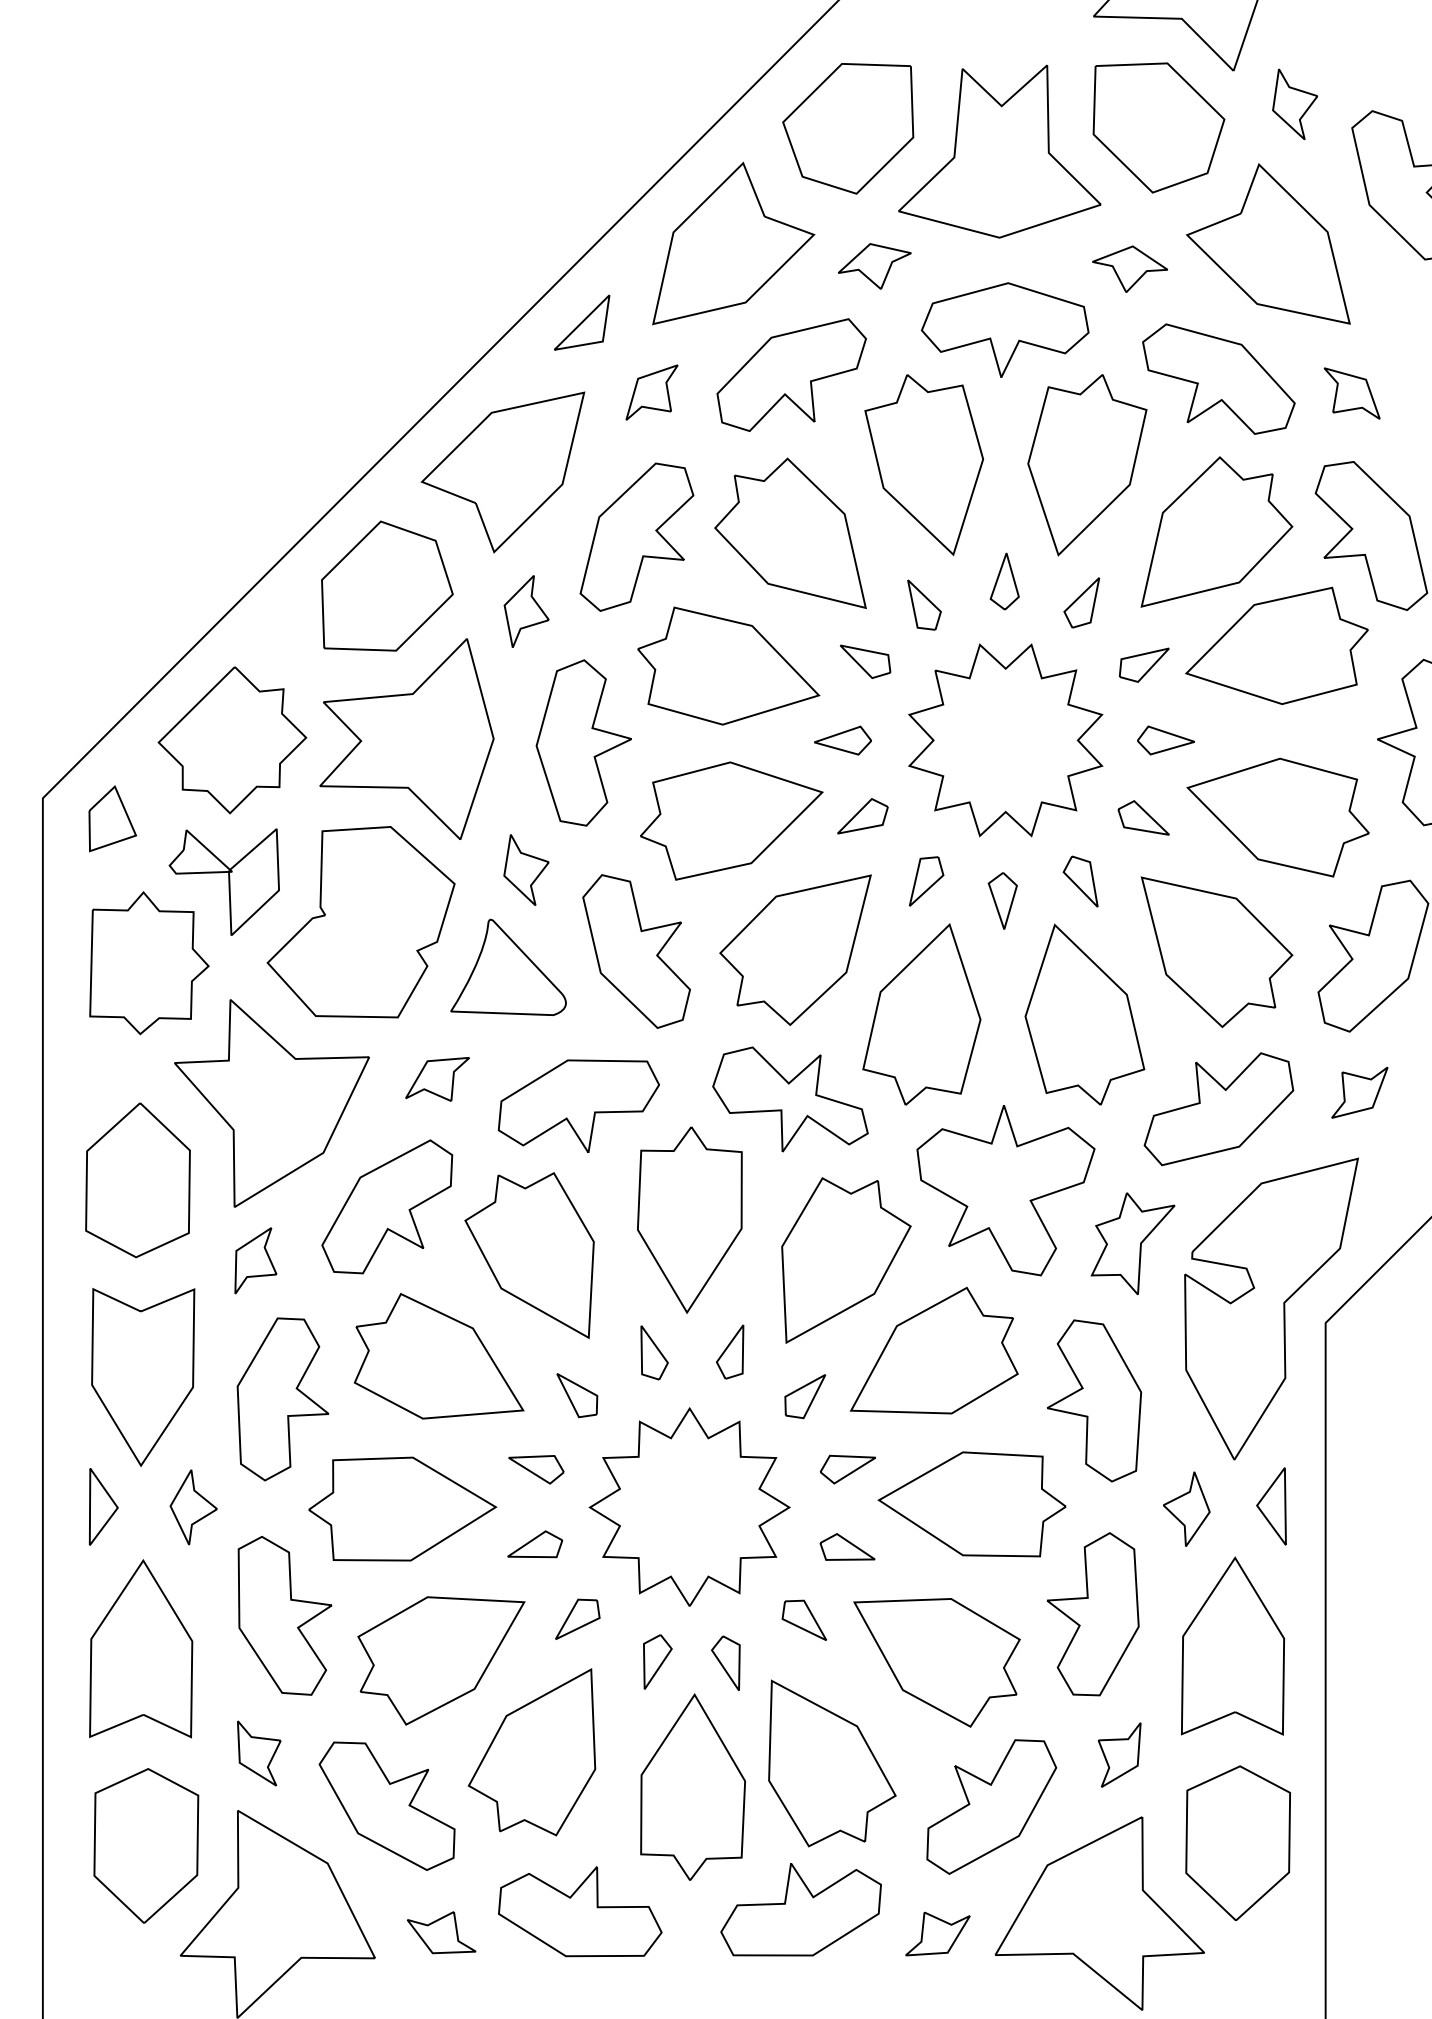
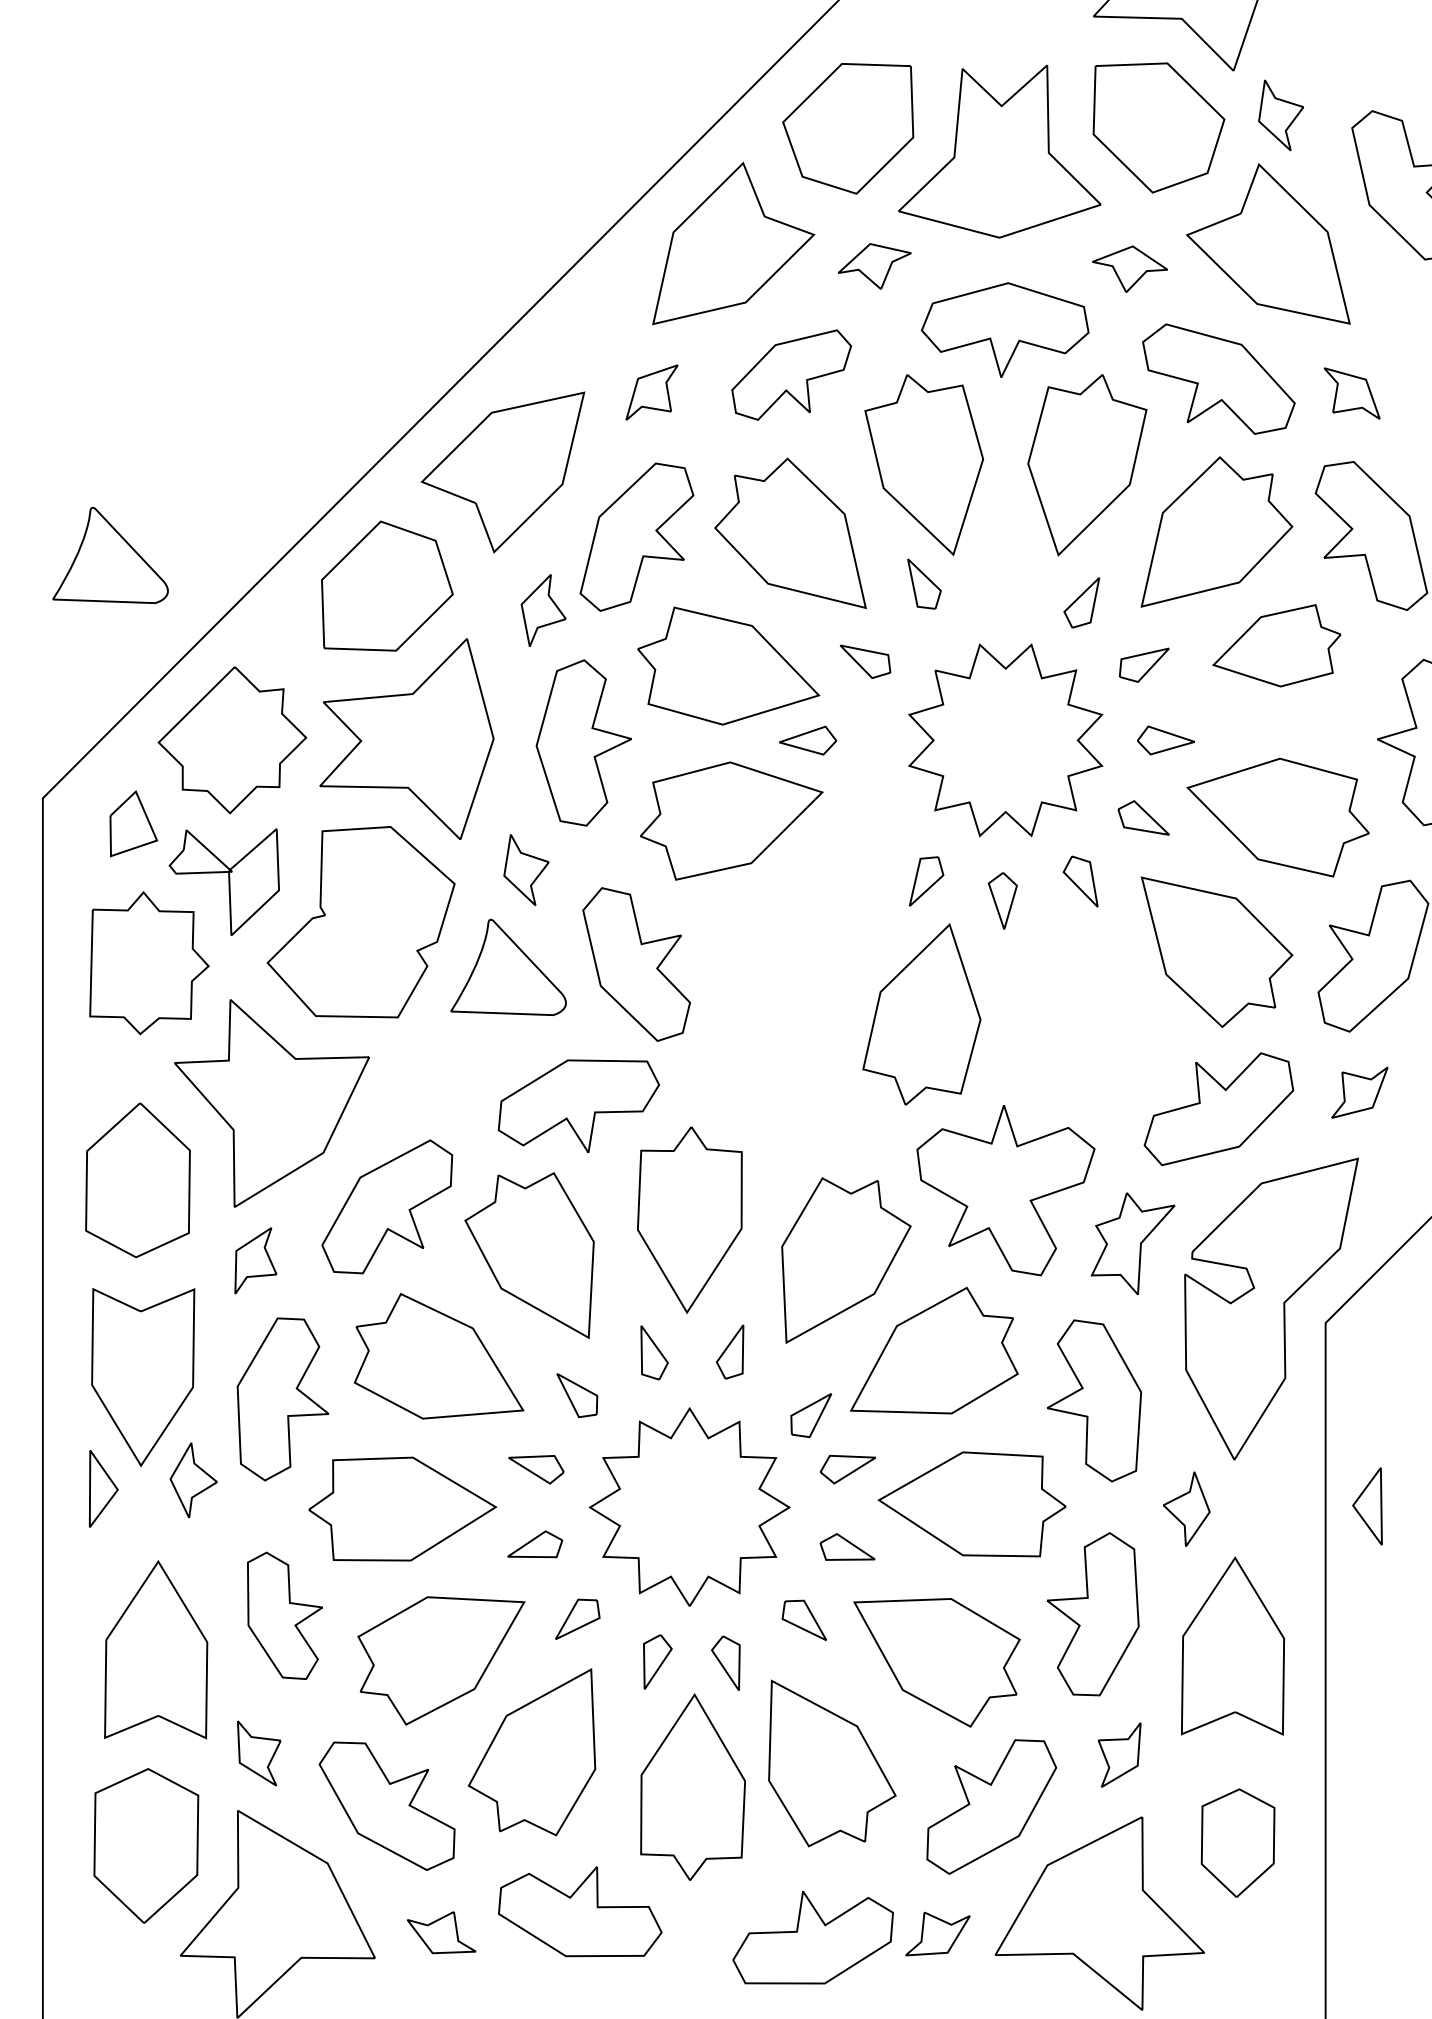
part position: (1294, 104) -> (1280, 115) (1280, 115)
part: present -> none (582, 322)
part size: 151x114 px -> 121x92 px (791, 374)
part: none -> present (110, 554)
part: present -> none (1004, 581)
part position: (924, 604) -> (924, 583) (924, 583)
part position: (526, 611) -> (543, 610) (543, 610)
part size: 184x119 px -> 130x84 px (1276, 645)
part position: (842, 740) -> (807, 740) (807, 740)
part: present -> none (862, 816)
part position: (112, 818) -> (133, 823) (133, 823)
part: present -> none (795, 949)
part position: (636, 951) -> (636, 964) (636, 964)
part: present -> none (1084, 1014)
part: present -> none (437, 1079)
part: present -> none (790, 1099)
part position: (805, 1396) -> (811, 1415) (811, 1415)
part position: (103, 1506) -> (103, 1488) (103, 1488)
part position: (1271, 1506) -> (1367, 1506) (1367, 1506)
part position: (193, 1507) -> (193, 1480) (193, 1480)
part size: 96x160 px -> 76x129 px (284, 1615)
part position: (141, 1648) -> (156, 1649) (156, 1649)
part size: 106x156 px -> 76x110 px (1237, 1842)
part position: (800, 1909) -> (812, 1937) (812, 1937)
